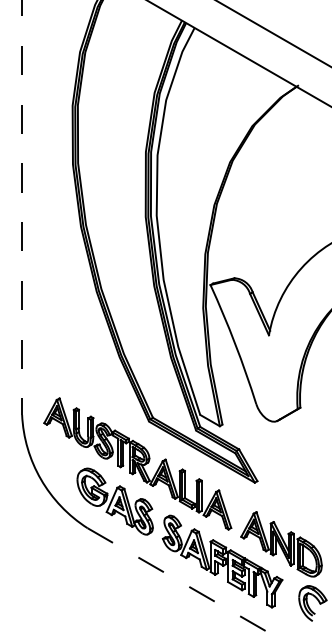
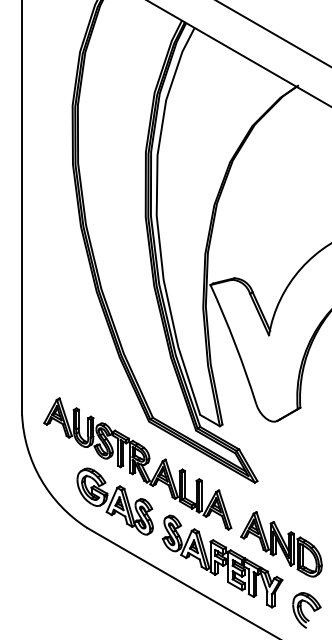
line: dashed -> solid (22, 208)
line: dashed -> solid (184, 584)
part position: (312, 603) -> (306, 610) (306, 610)
